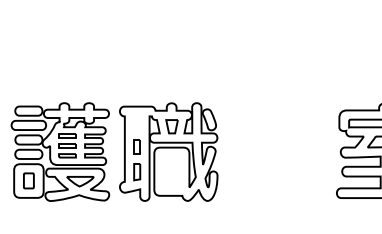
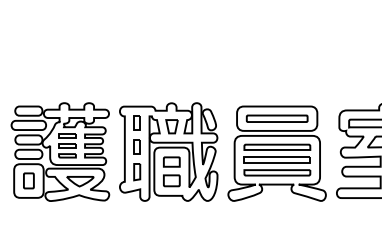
part: none -> present (136, 122)
part: none -> present (276, 153)
part: none -> present (171, 171)
